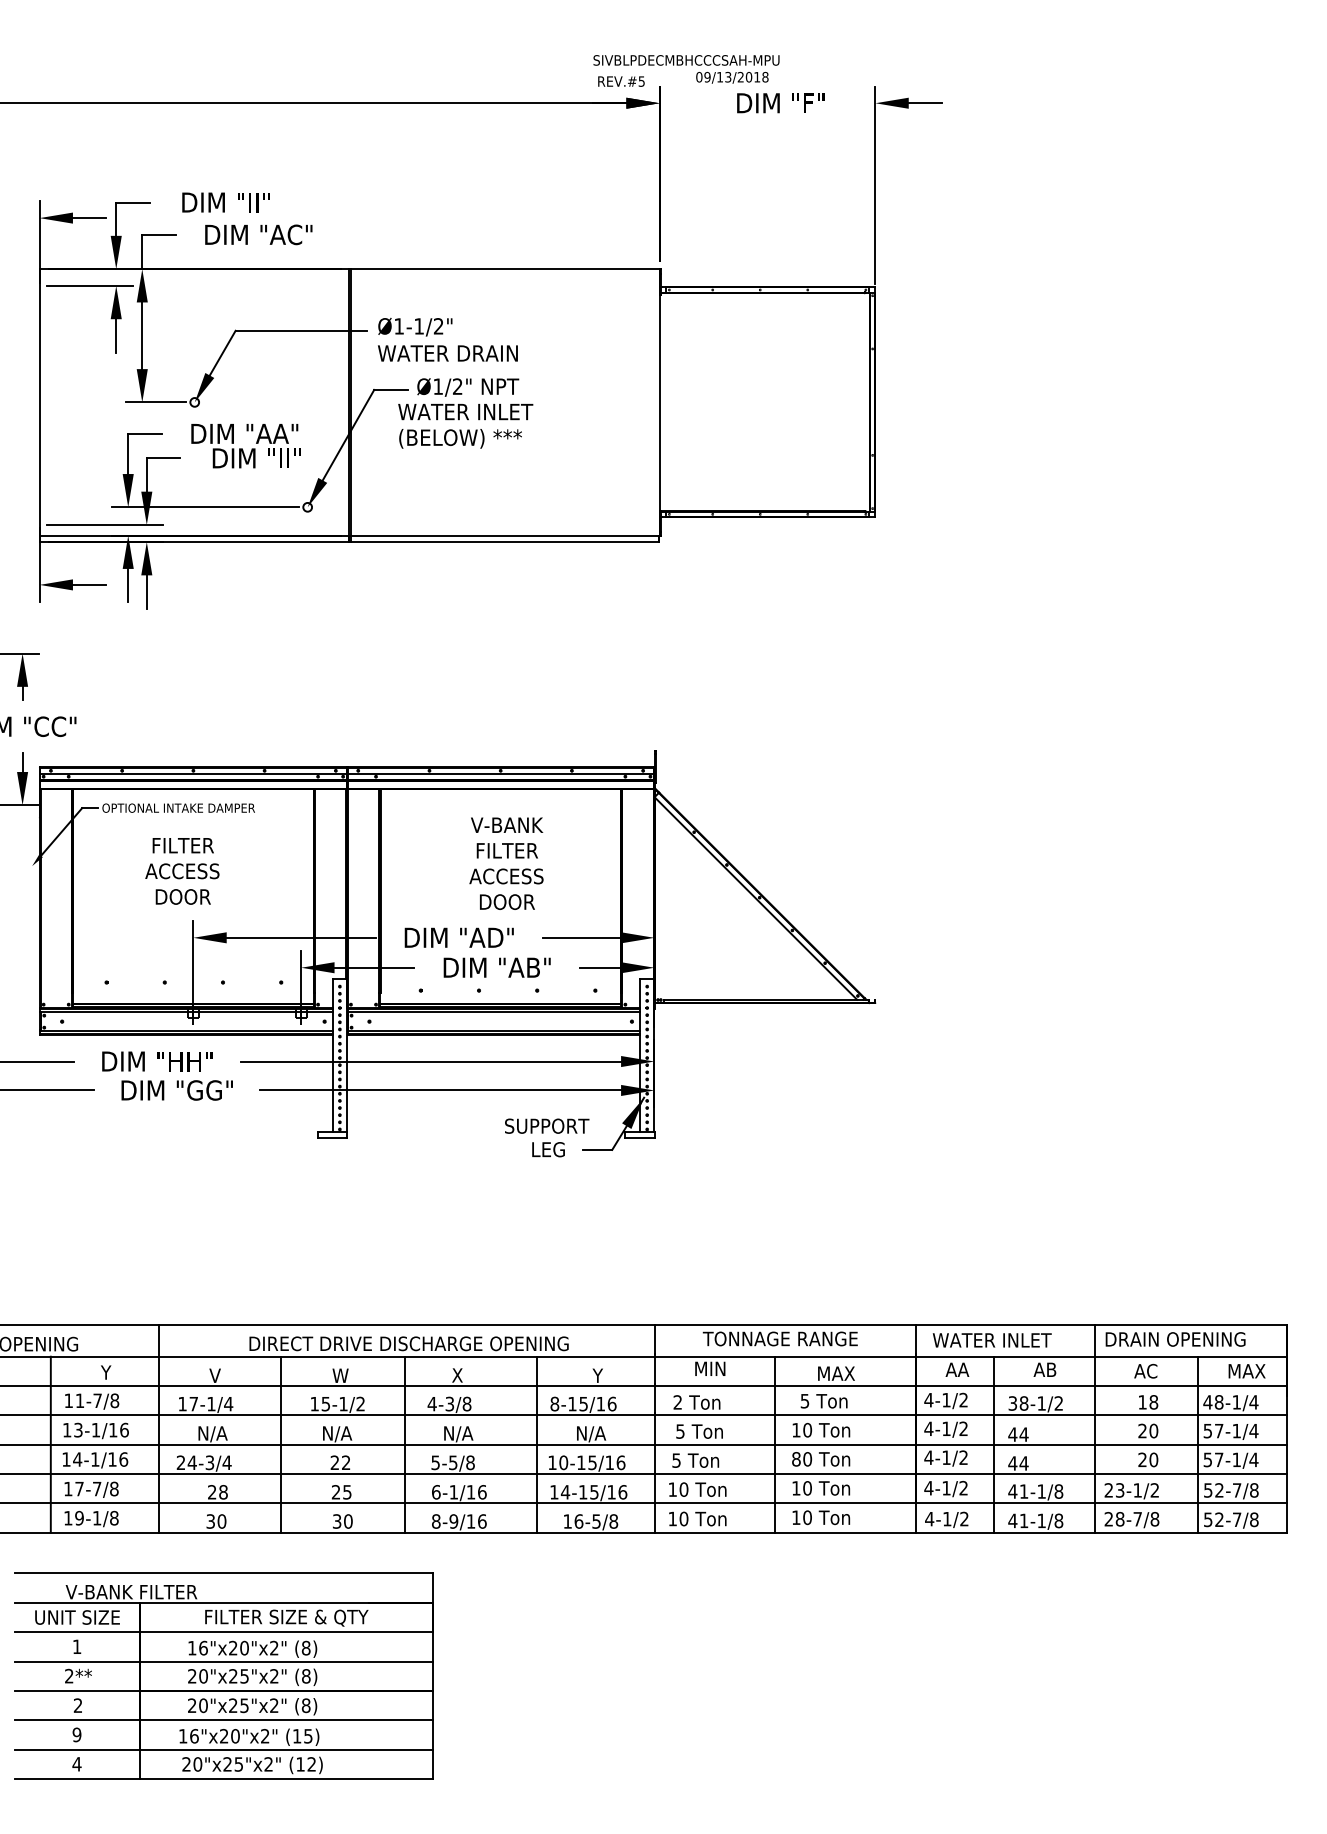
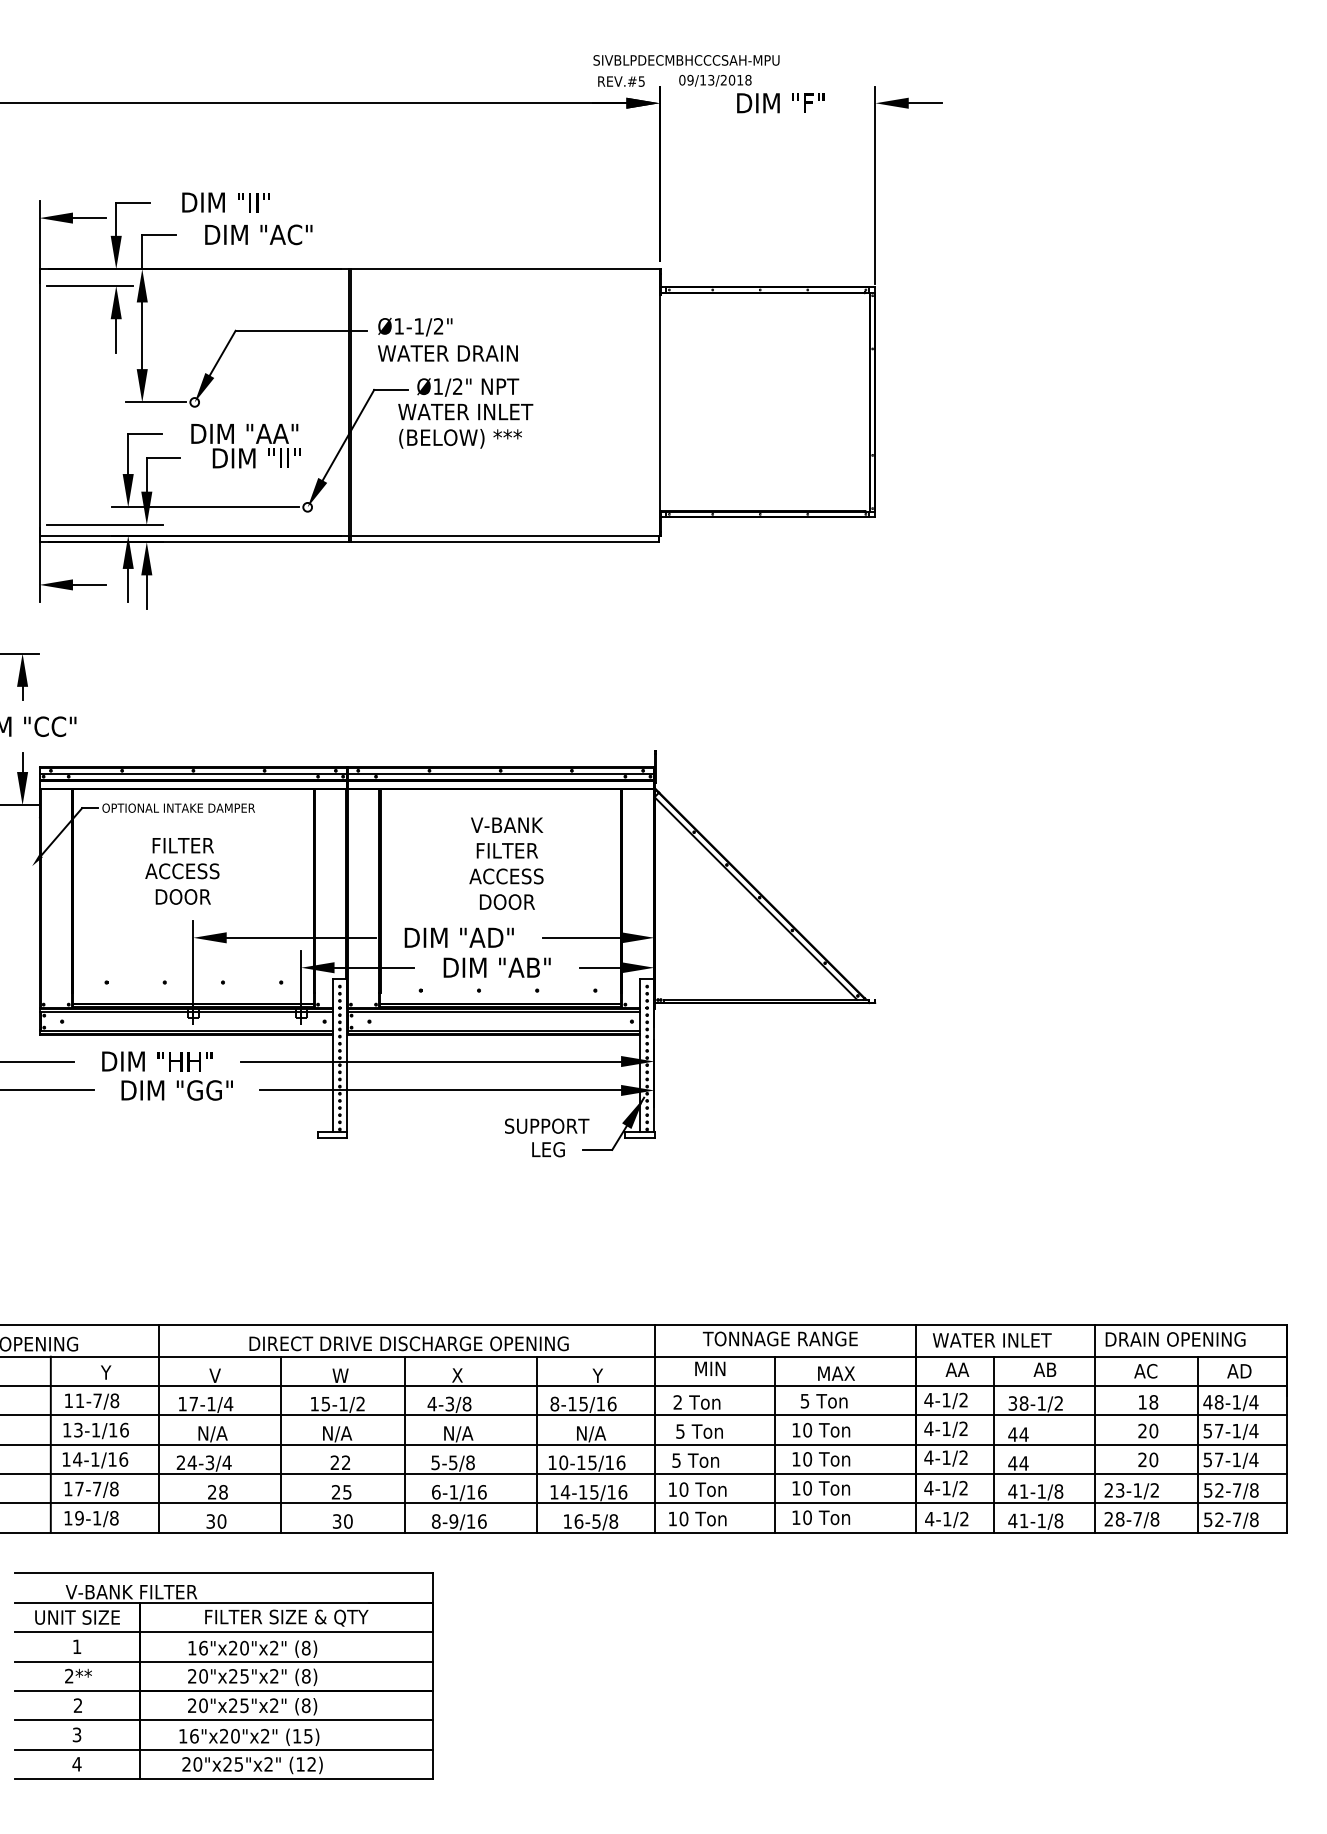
text position: (732, 77) -> (715, 80) (715, 80)
text: MAX -> AD (1246, 1371)
text: 80 -> 10 (796, 1459)
text: 9 -> 3 (76, 1734)
